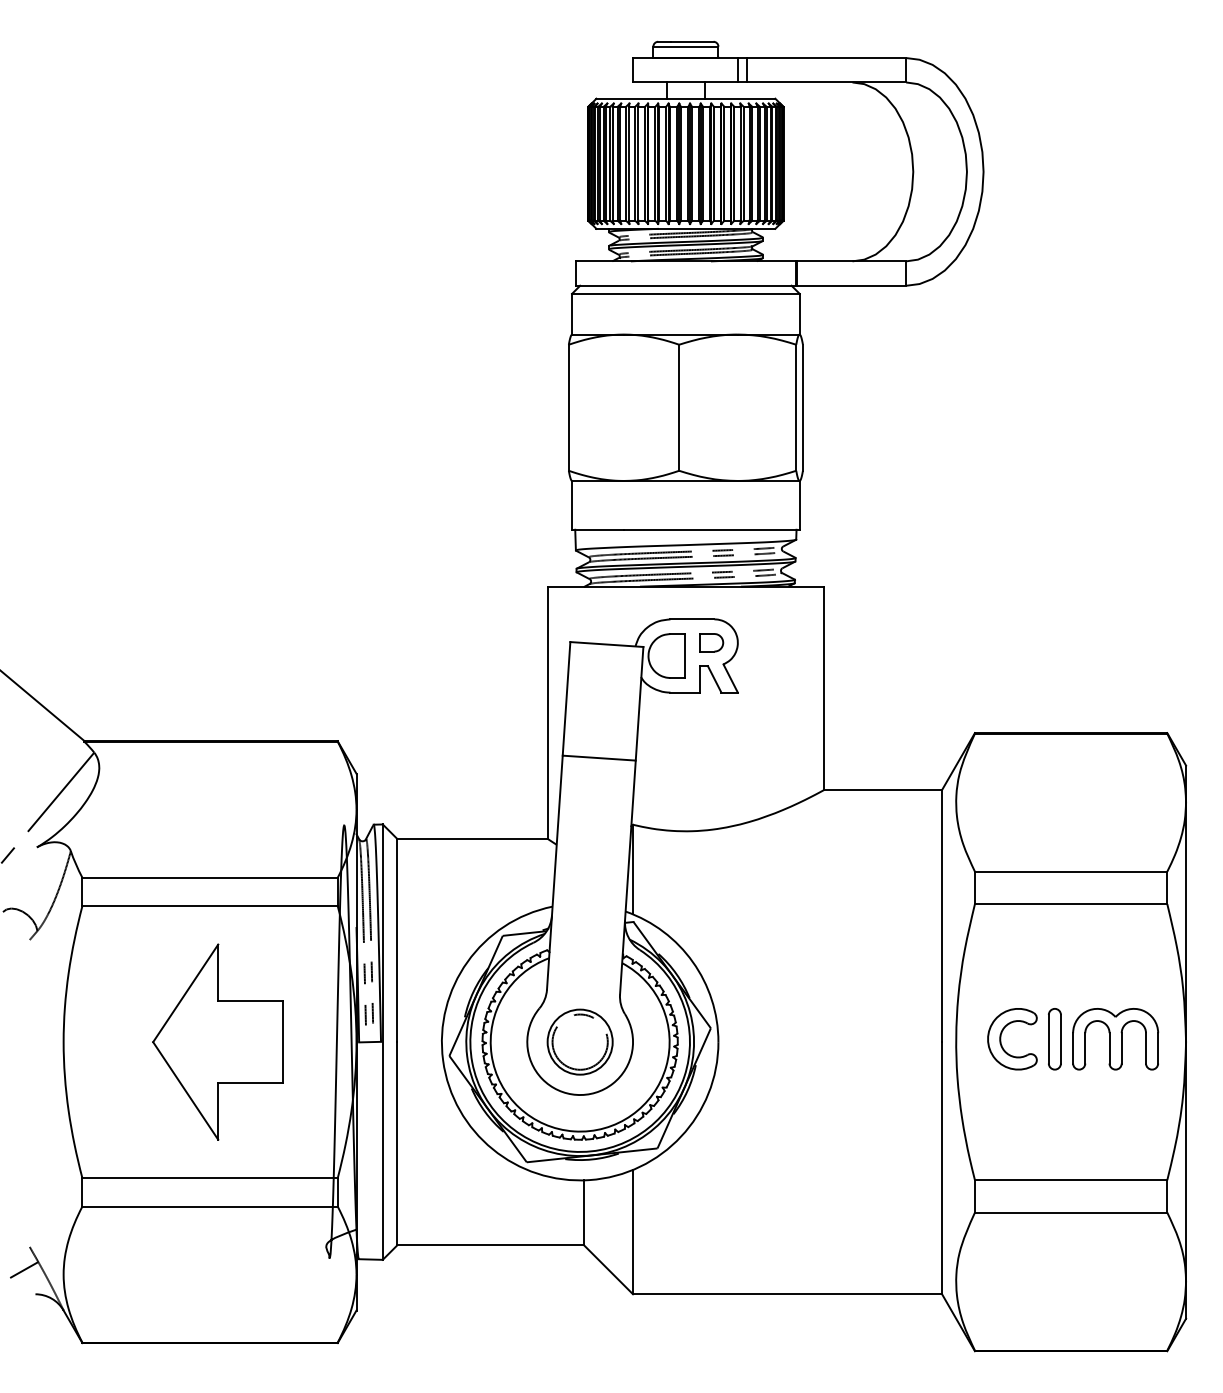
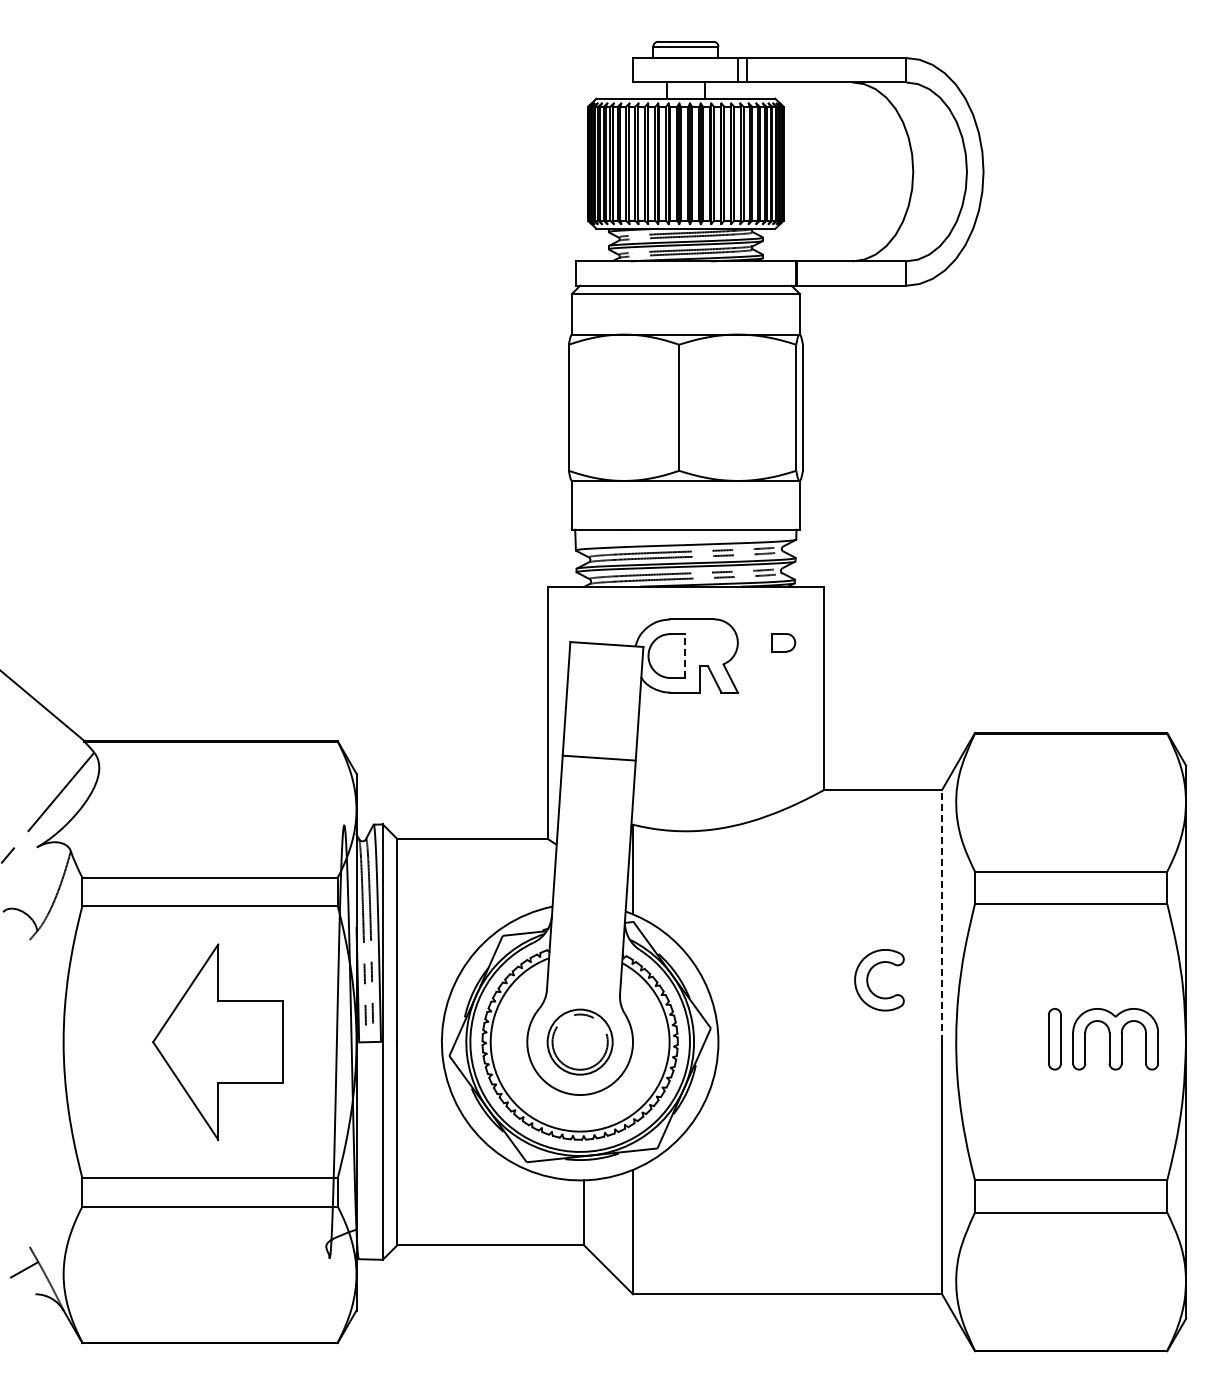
part position: (711, 642) -> (783, 642) (783, 642)
line: solid -> dashed (685, 656)
line: solid -> dashed (942, 915)
part position: (1001, 1039) -> (868, 980) (868, 980)
